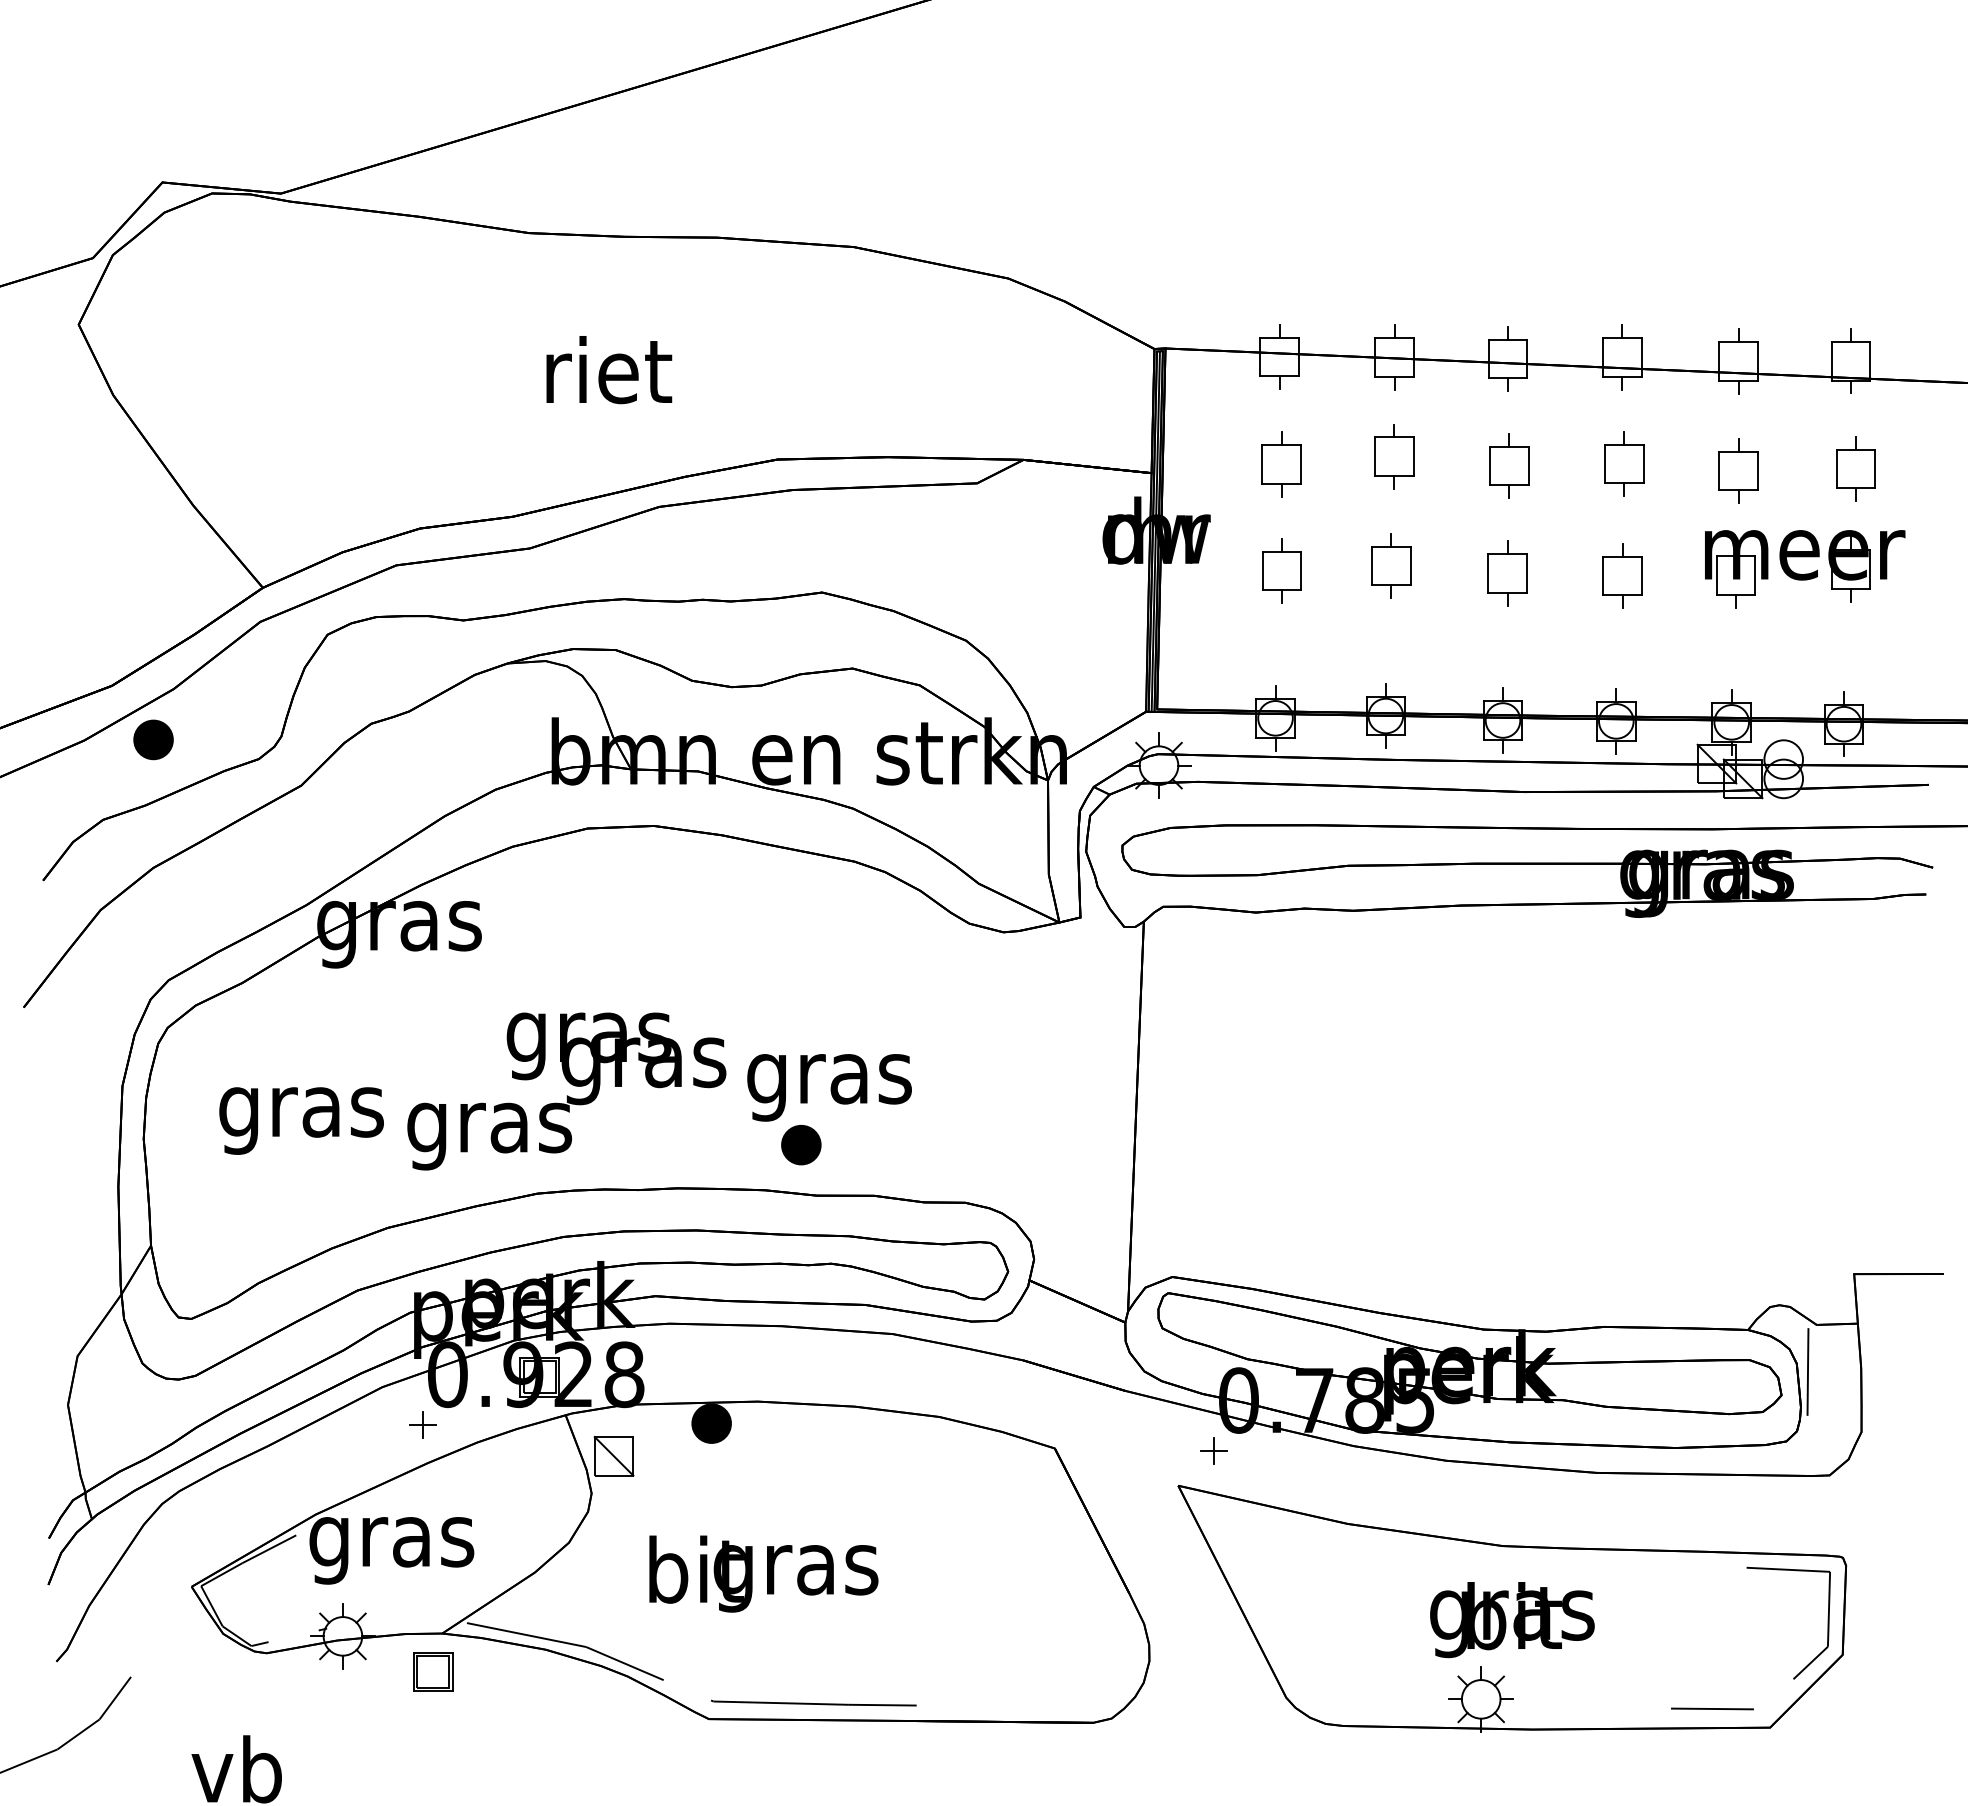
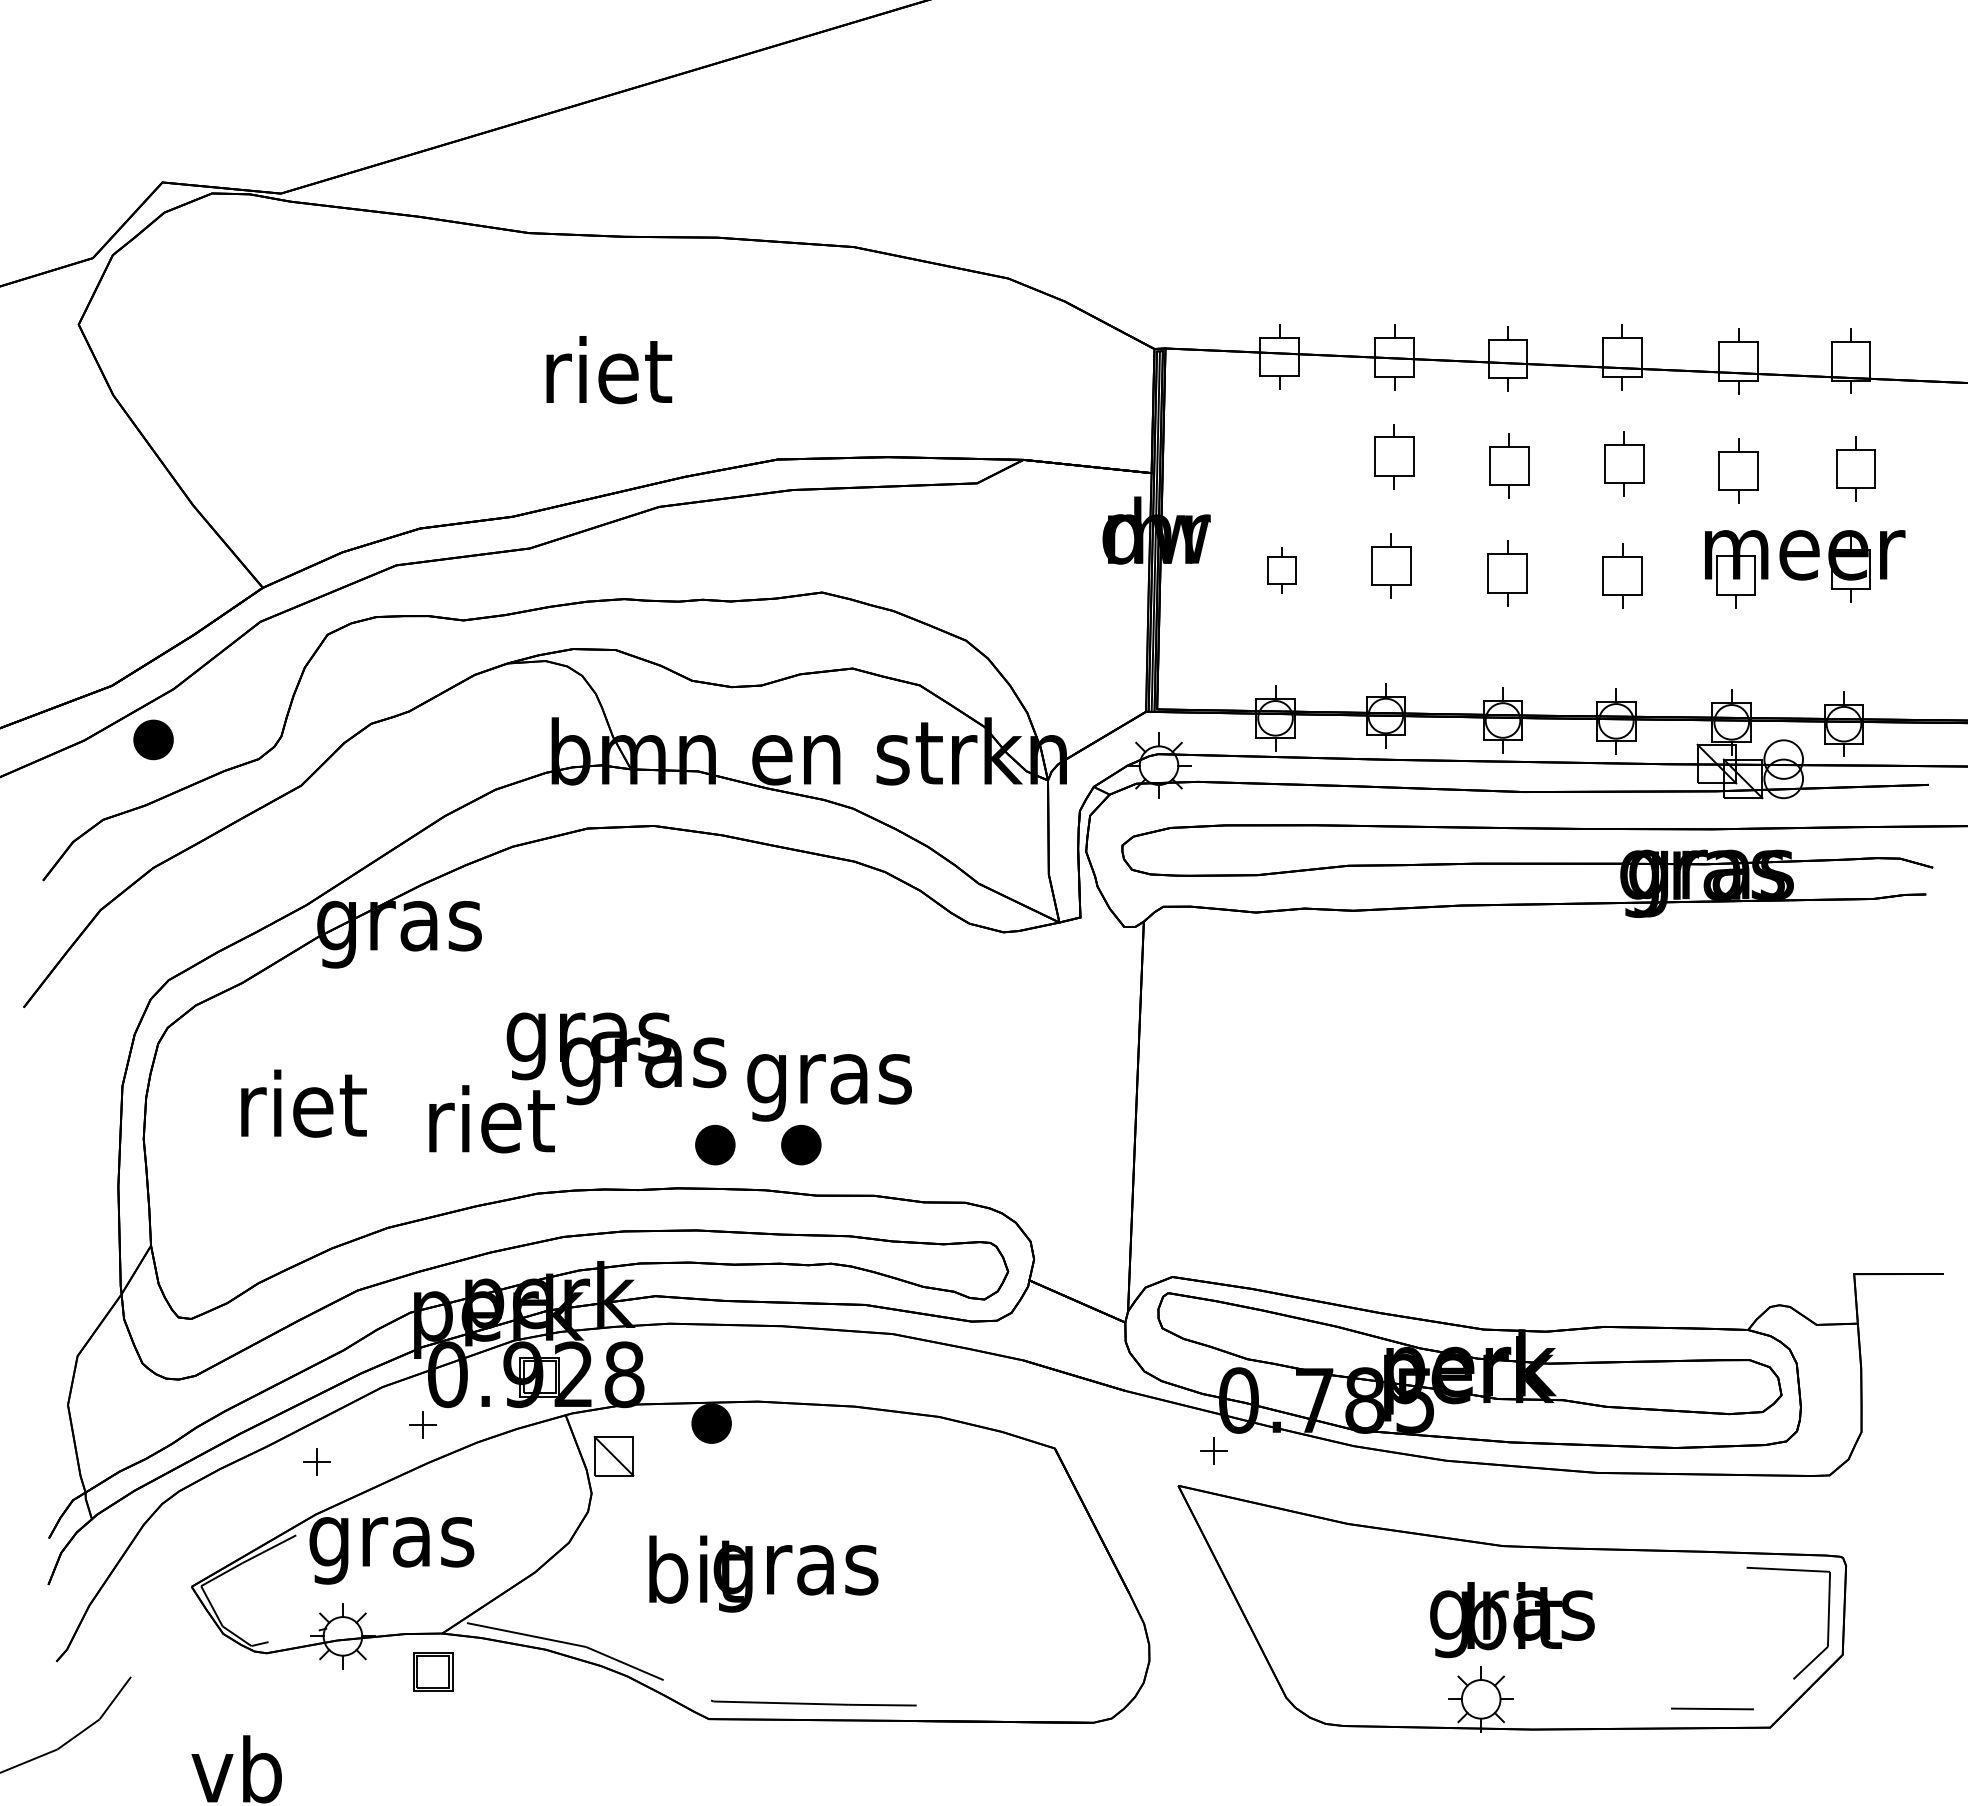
part: present -> none (1281, 464)
part size: 40x66 px -> 30x47 px (1281, 570)
text: gras -> riet (301, 1111)
text: gras -> riet (489, 1127)
part: none -> present (715, 1144)
line: present -> none (1807, 1371)
part: none -> present (316, 1461)
